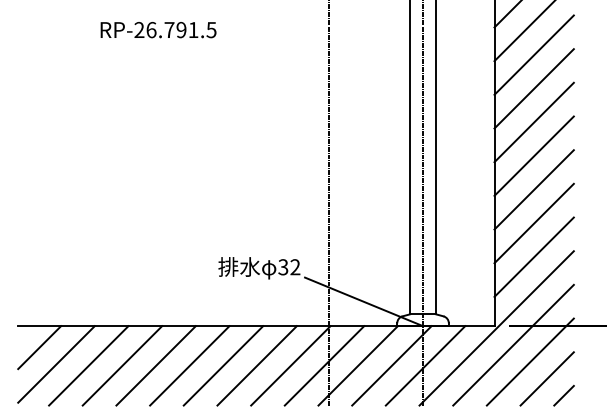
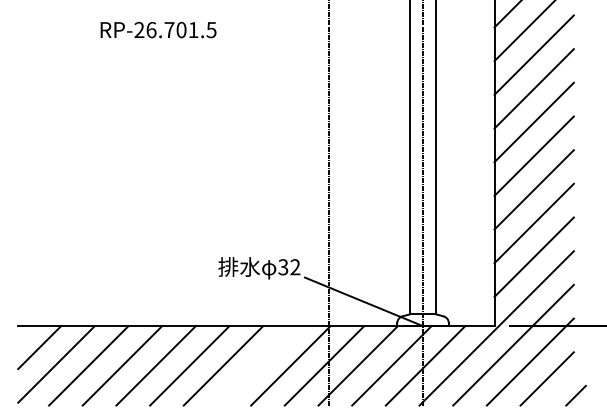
text: RP-26.791.5 -> RP-26.701.5 (181, 30)
line: present -> none (256, 365)
line position: (563, 395) -> (575, 395) (575, 395)
